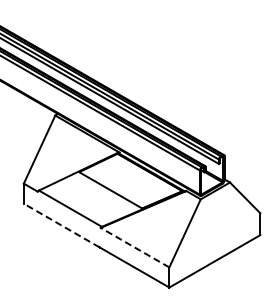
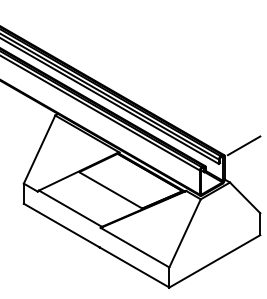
line: none -> present (243, 145)
line: dashed -> solid (61, 225)
line: dashed -> solid (135, 247)
